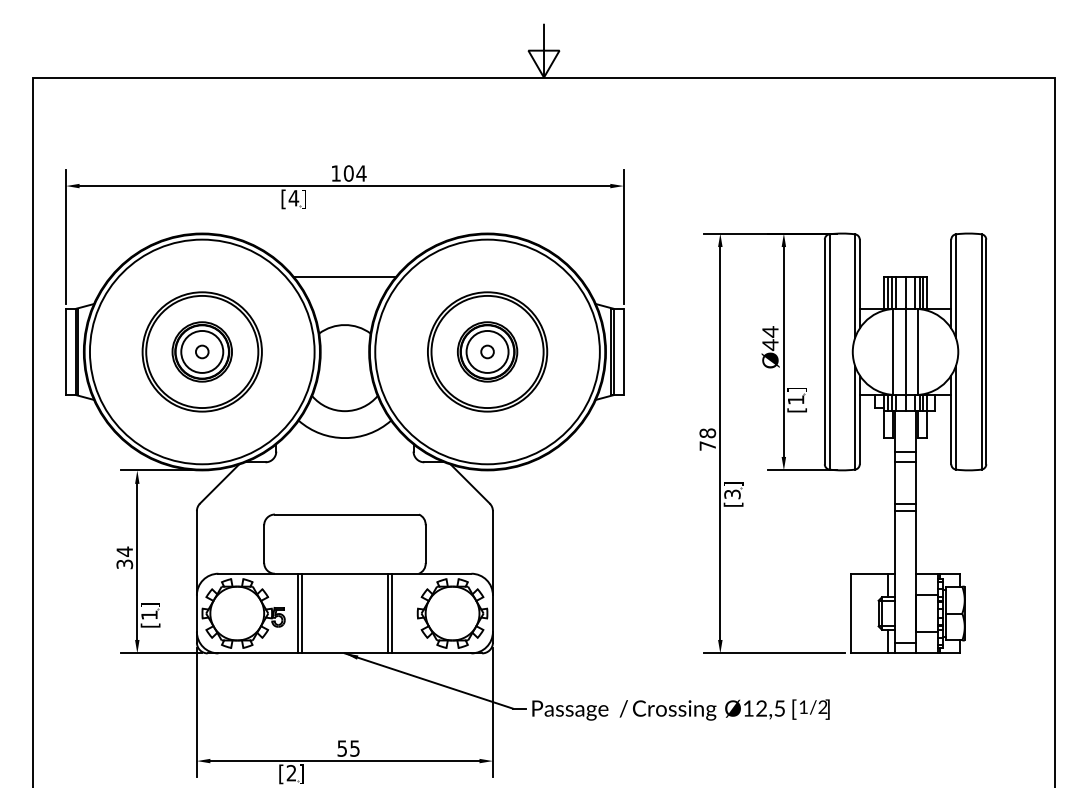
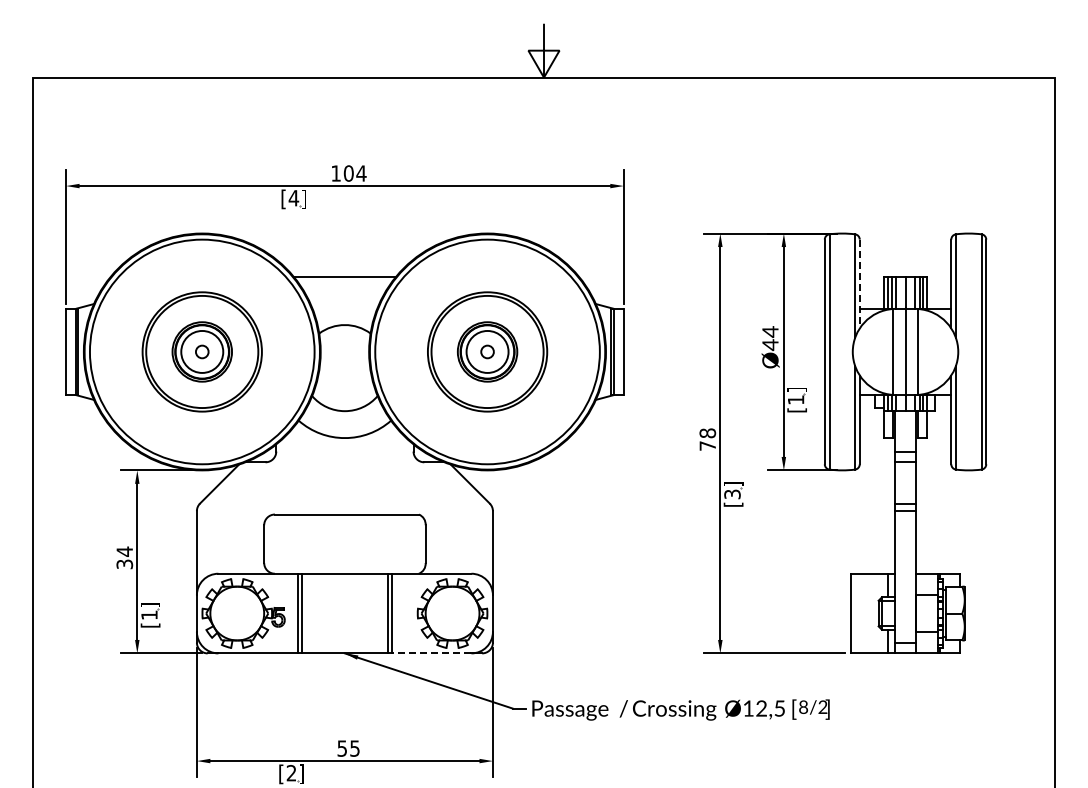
line: solid -> dashed (859, 284)
line: solid -> dashed (431, 653)
text: 1/2 -> 8/2 (803, 706)
